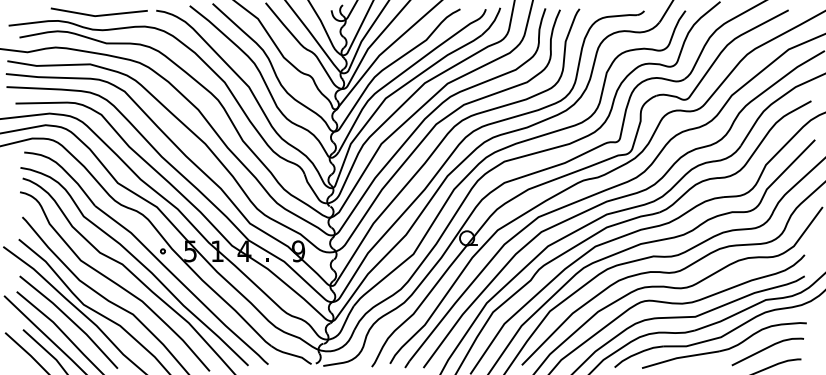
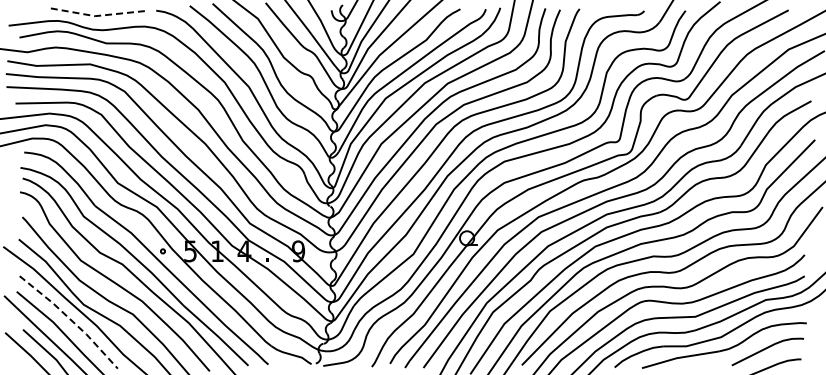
line: solid -> dashed (99, 15)
line: solid -> dashed (71, 320)
